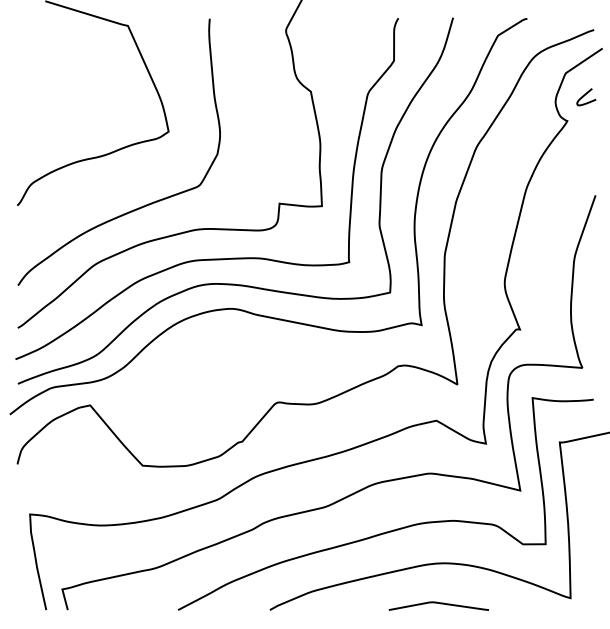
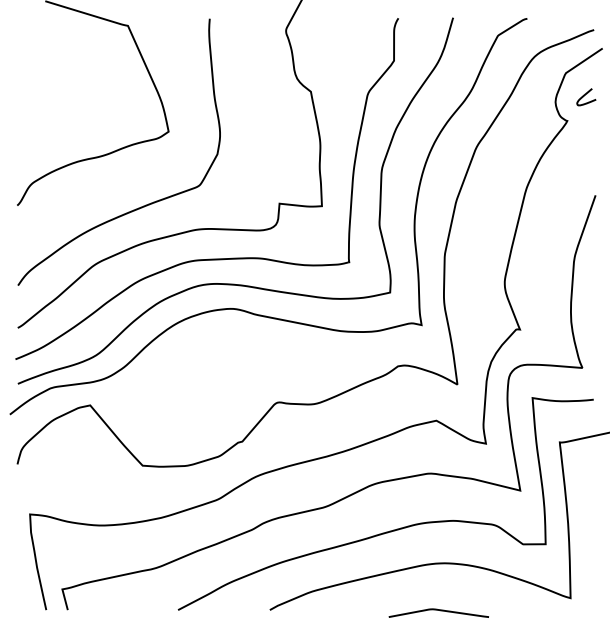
curve position: (438, 603) -> (438, 610) (438, 610)
